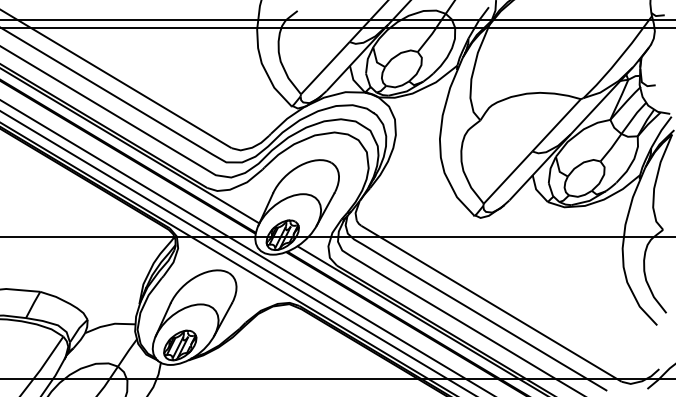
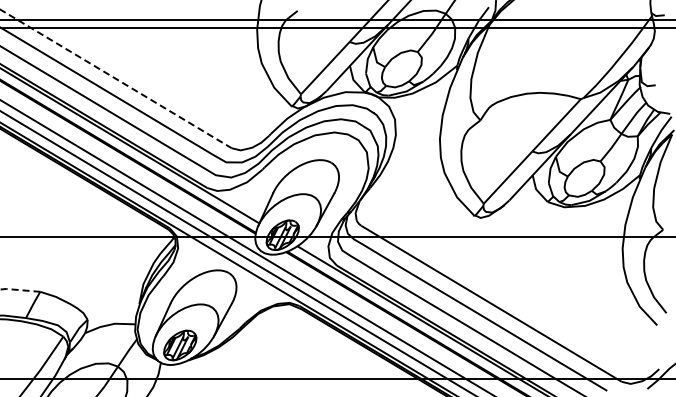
line: solid -> dashed (116, 78)
line: solid -> dashed (19, 290)
